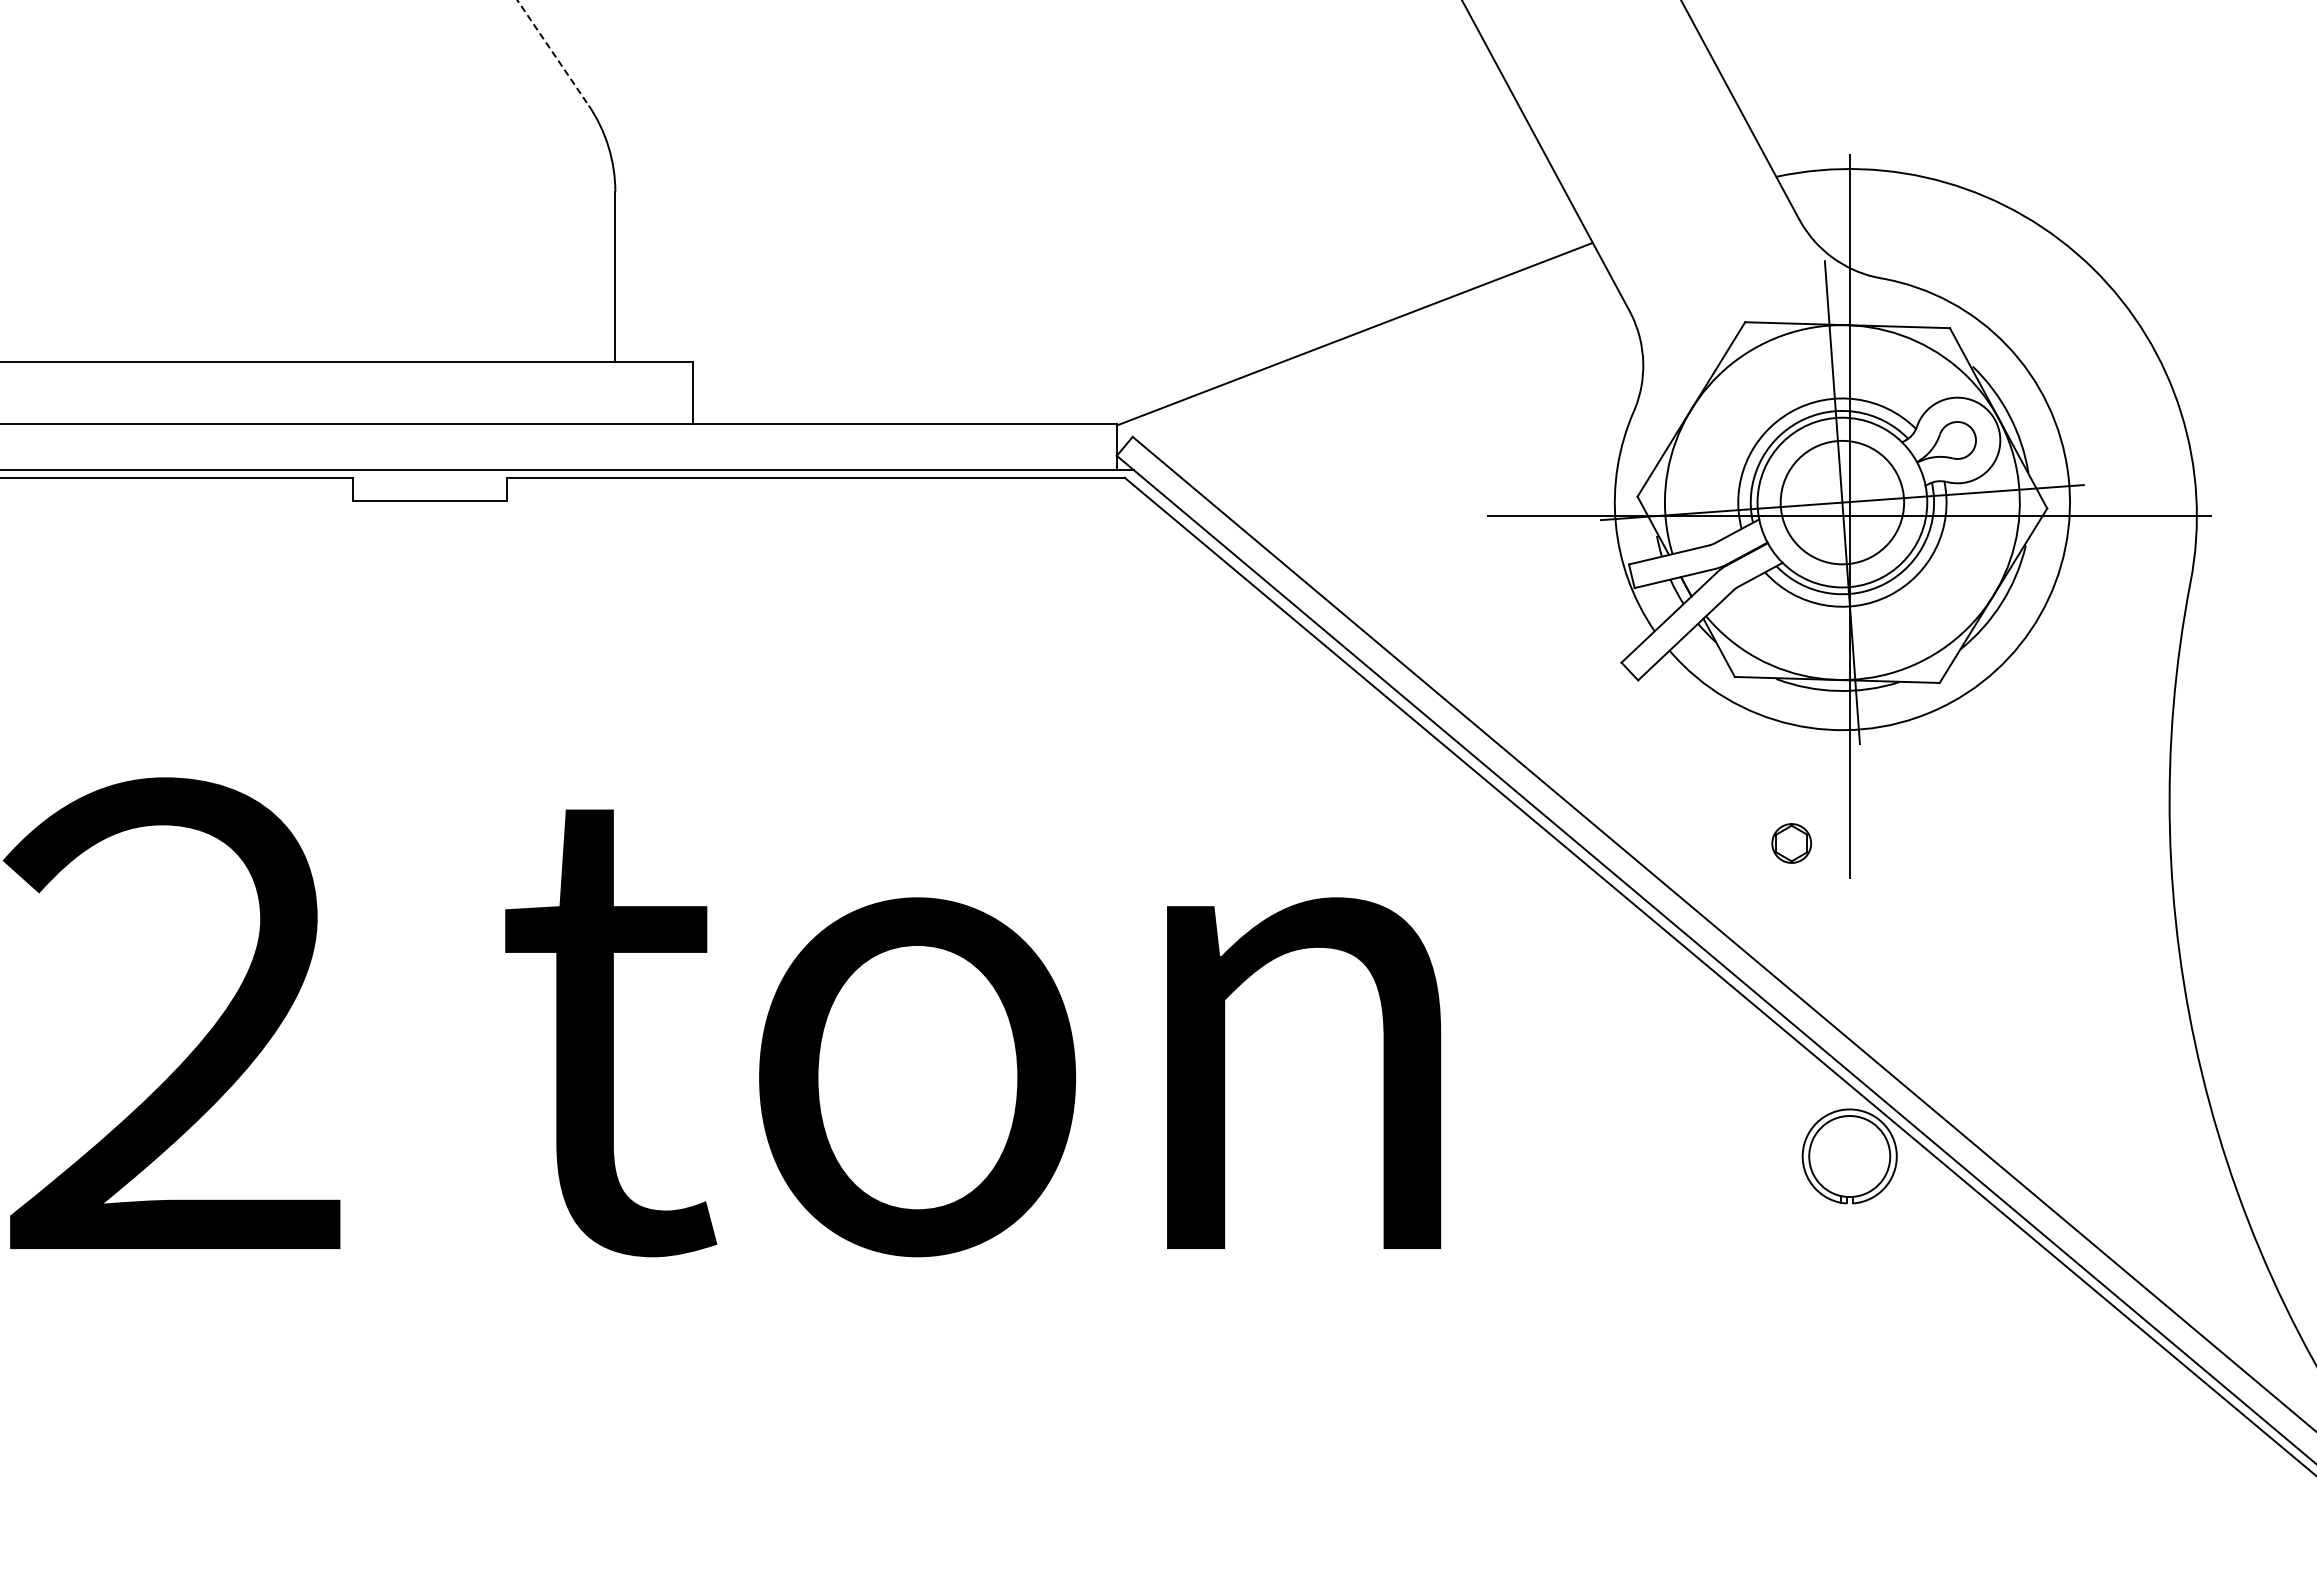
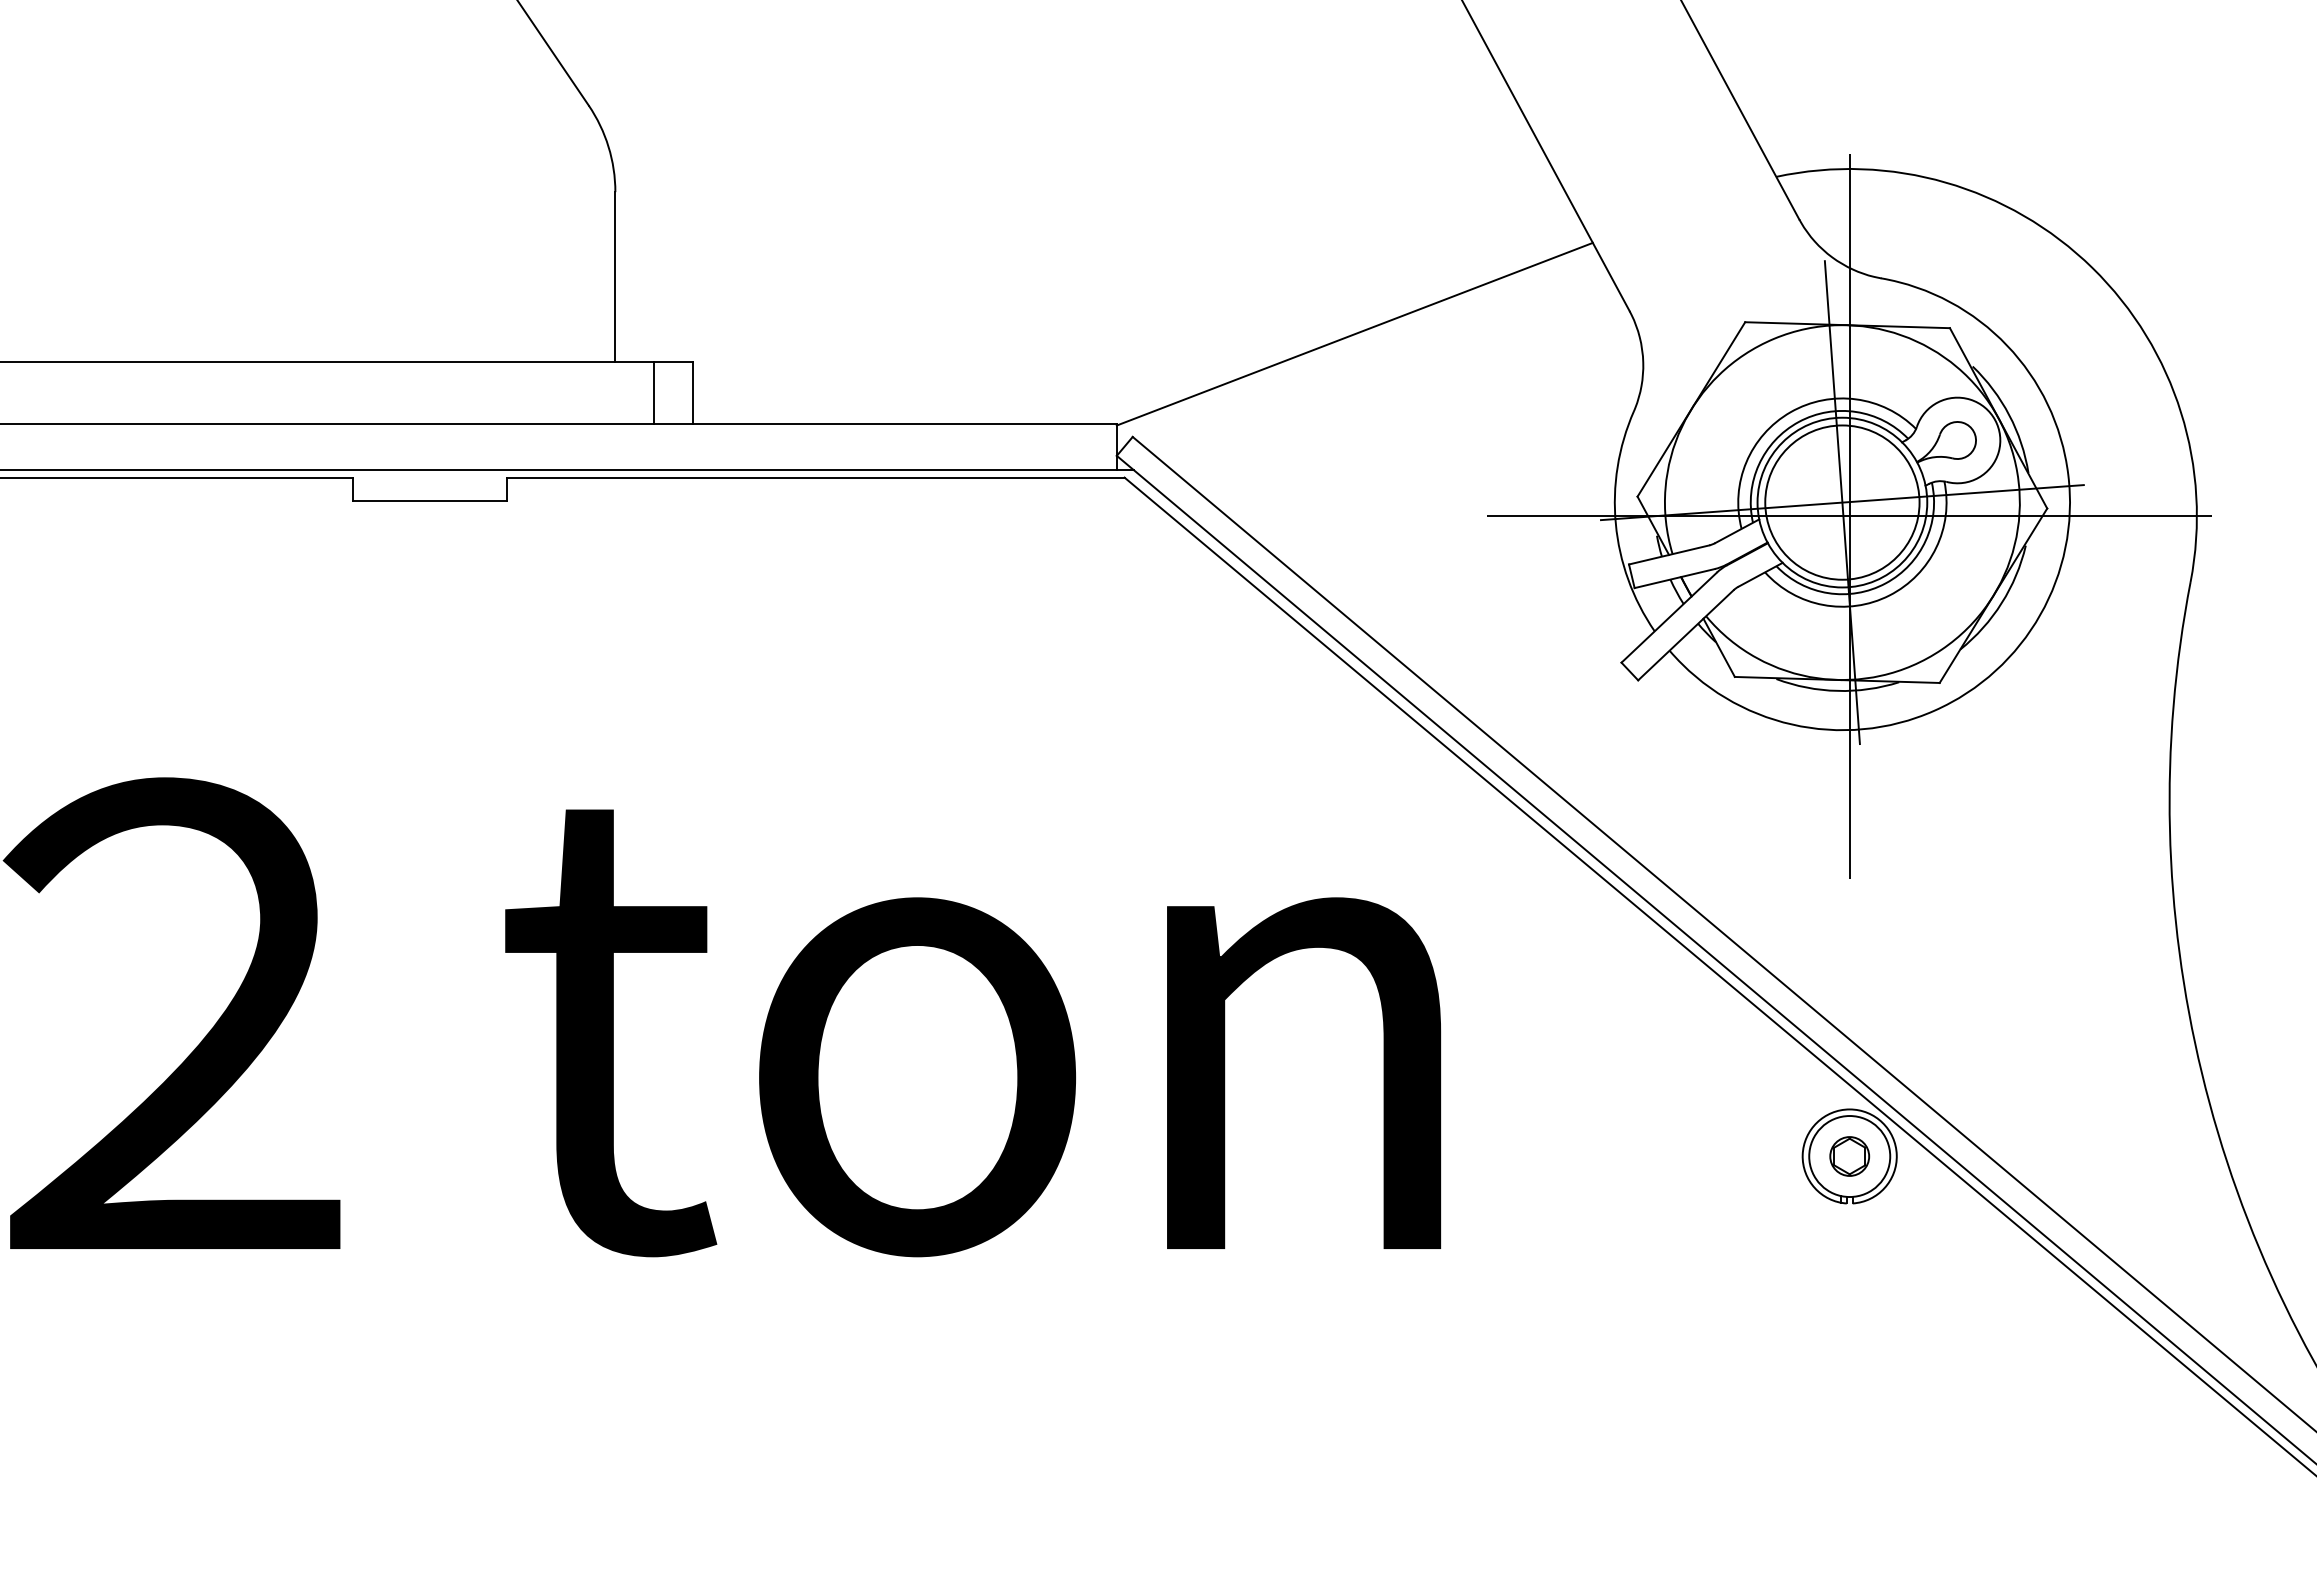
line: dashed -> solid (553, 53)
line: none -> present (653, 392)
circle diameter: 123 px -> 154 px (1842, 502)
part position: (1791, 843) -> (1849, 1156) (1849, 1156)
